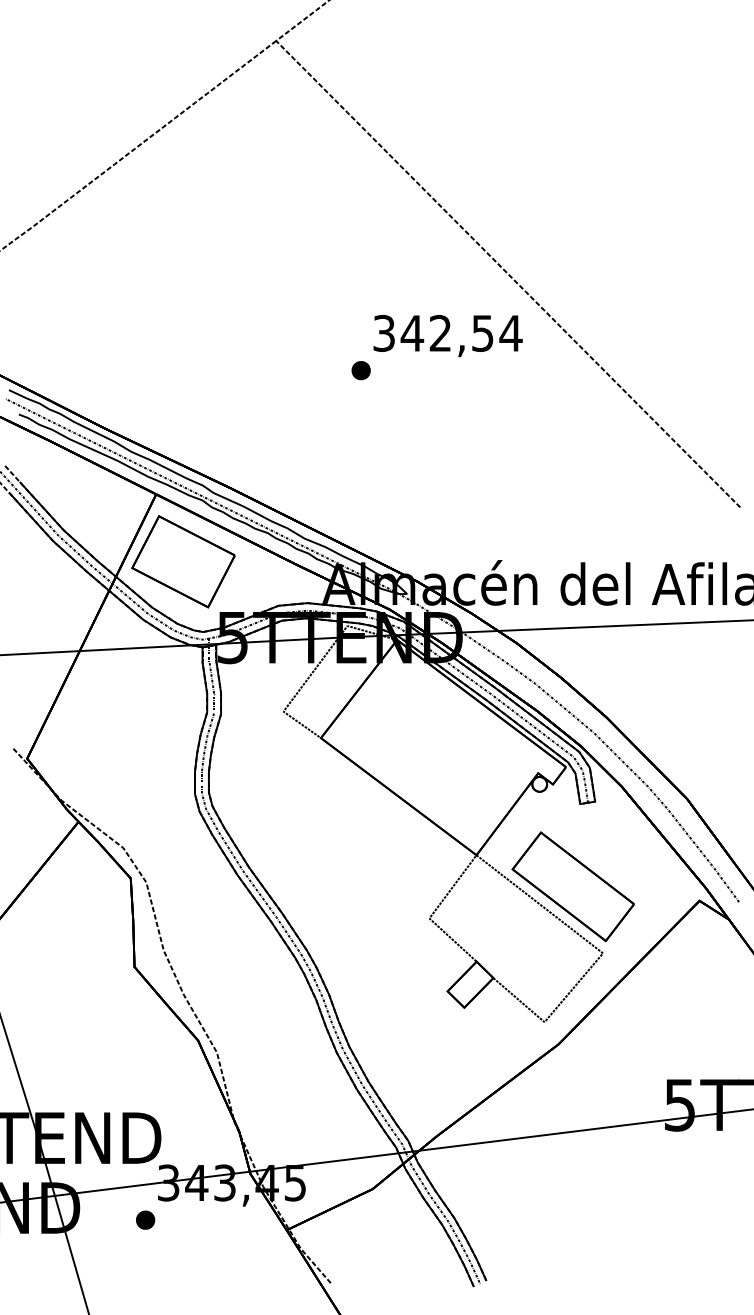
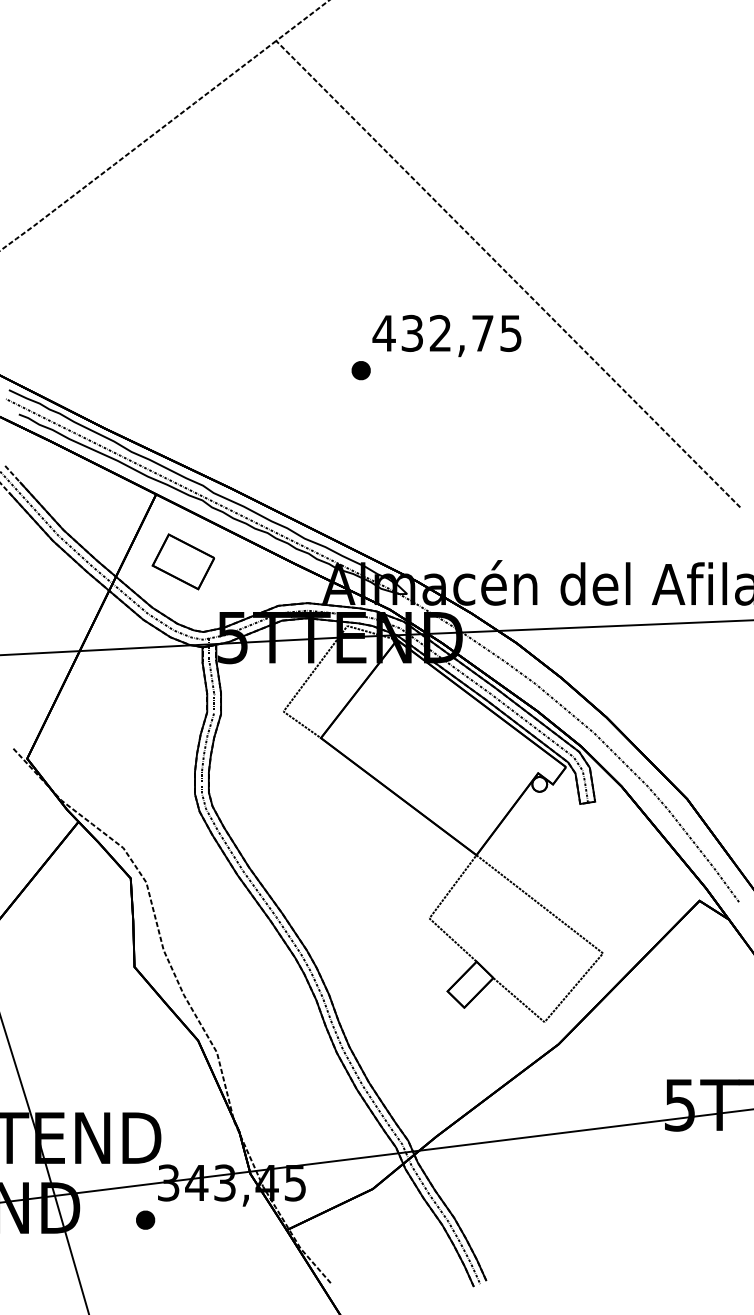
text: 342,54 -> 432,75 (447, 332)
part size: 105x94 px -> 64x58 px (182, 561)
part: present -> none (572, 886)
